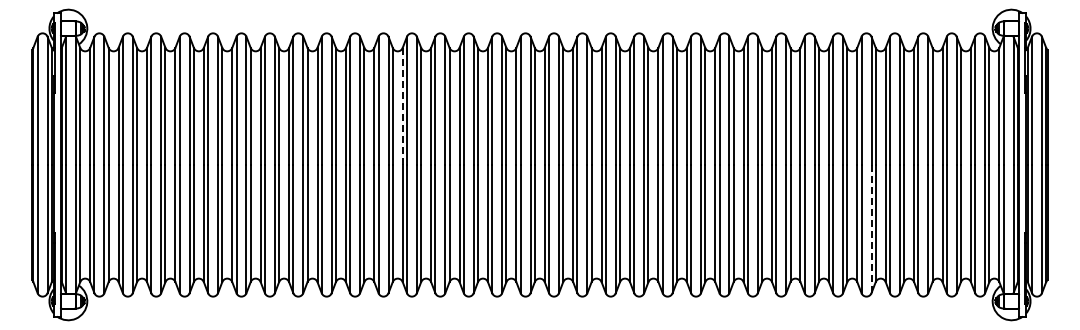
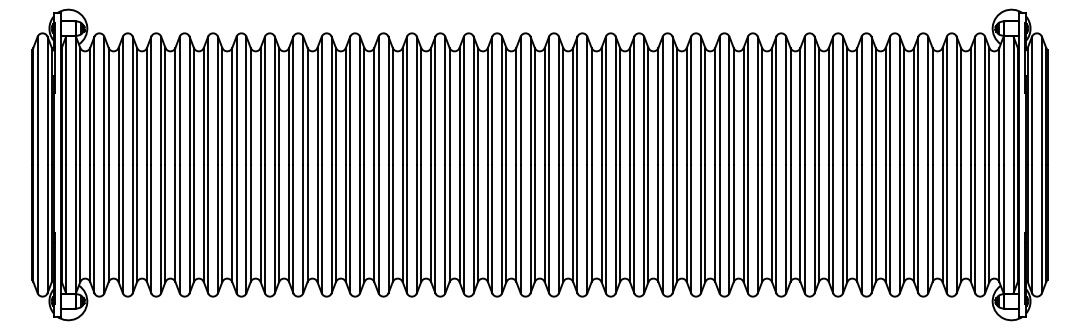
line: dashed -> solid (402, 106)
line: dashed -> solid (871, 229)
